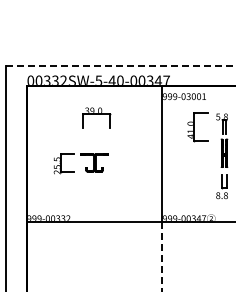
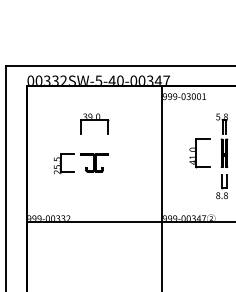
line: dashed -> solid (121, 66)
part position: (96, 117) -> (94, 123) (94, 123)
part position: (197, 127) -> (199, 153) (199, 153)
line: dashed -> solid (162, 257)
